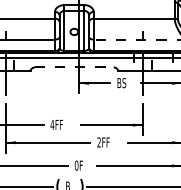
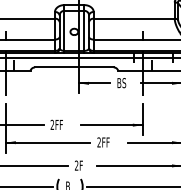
line: dashed -> solid (136, 39)
line: dashed -> solid (74, 67)
text: 4FF -> 2FF (52, 124)
text: 0F -> 2F (76, 165)
